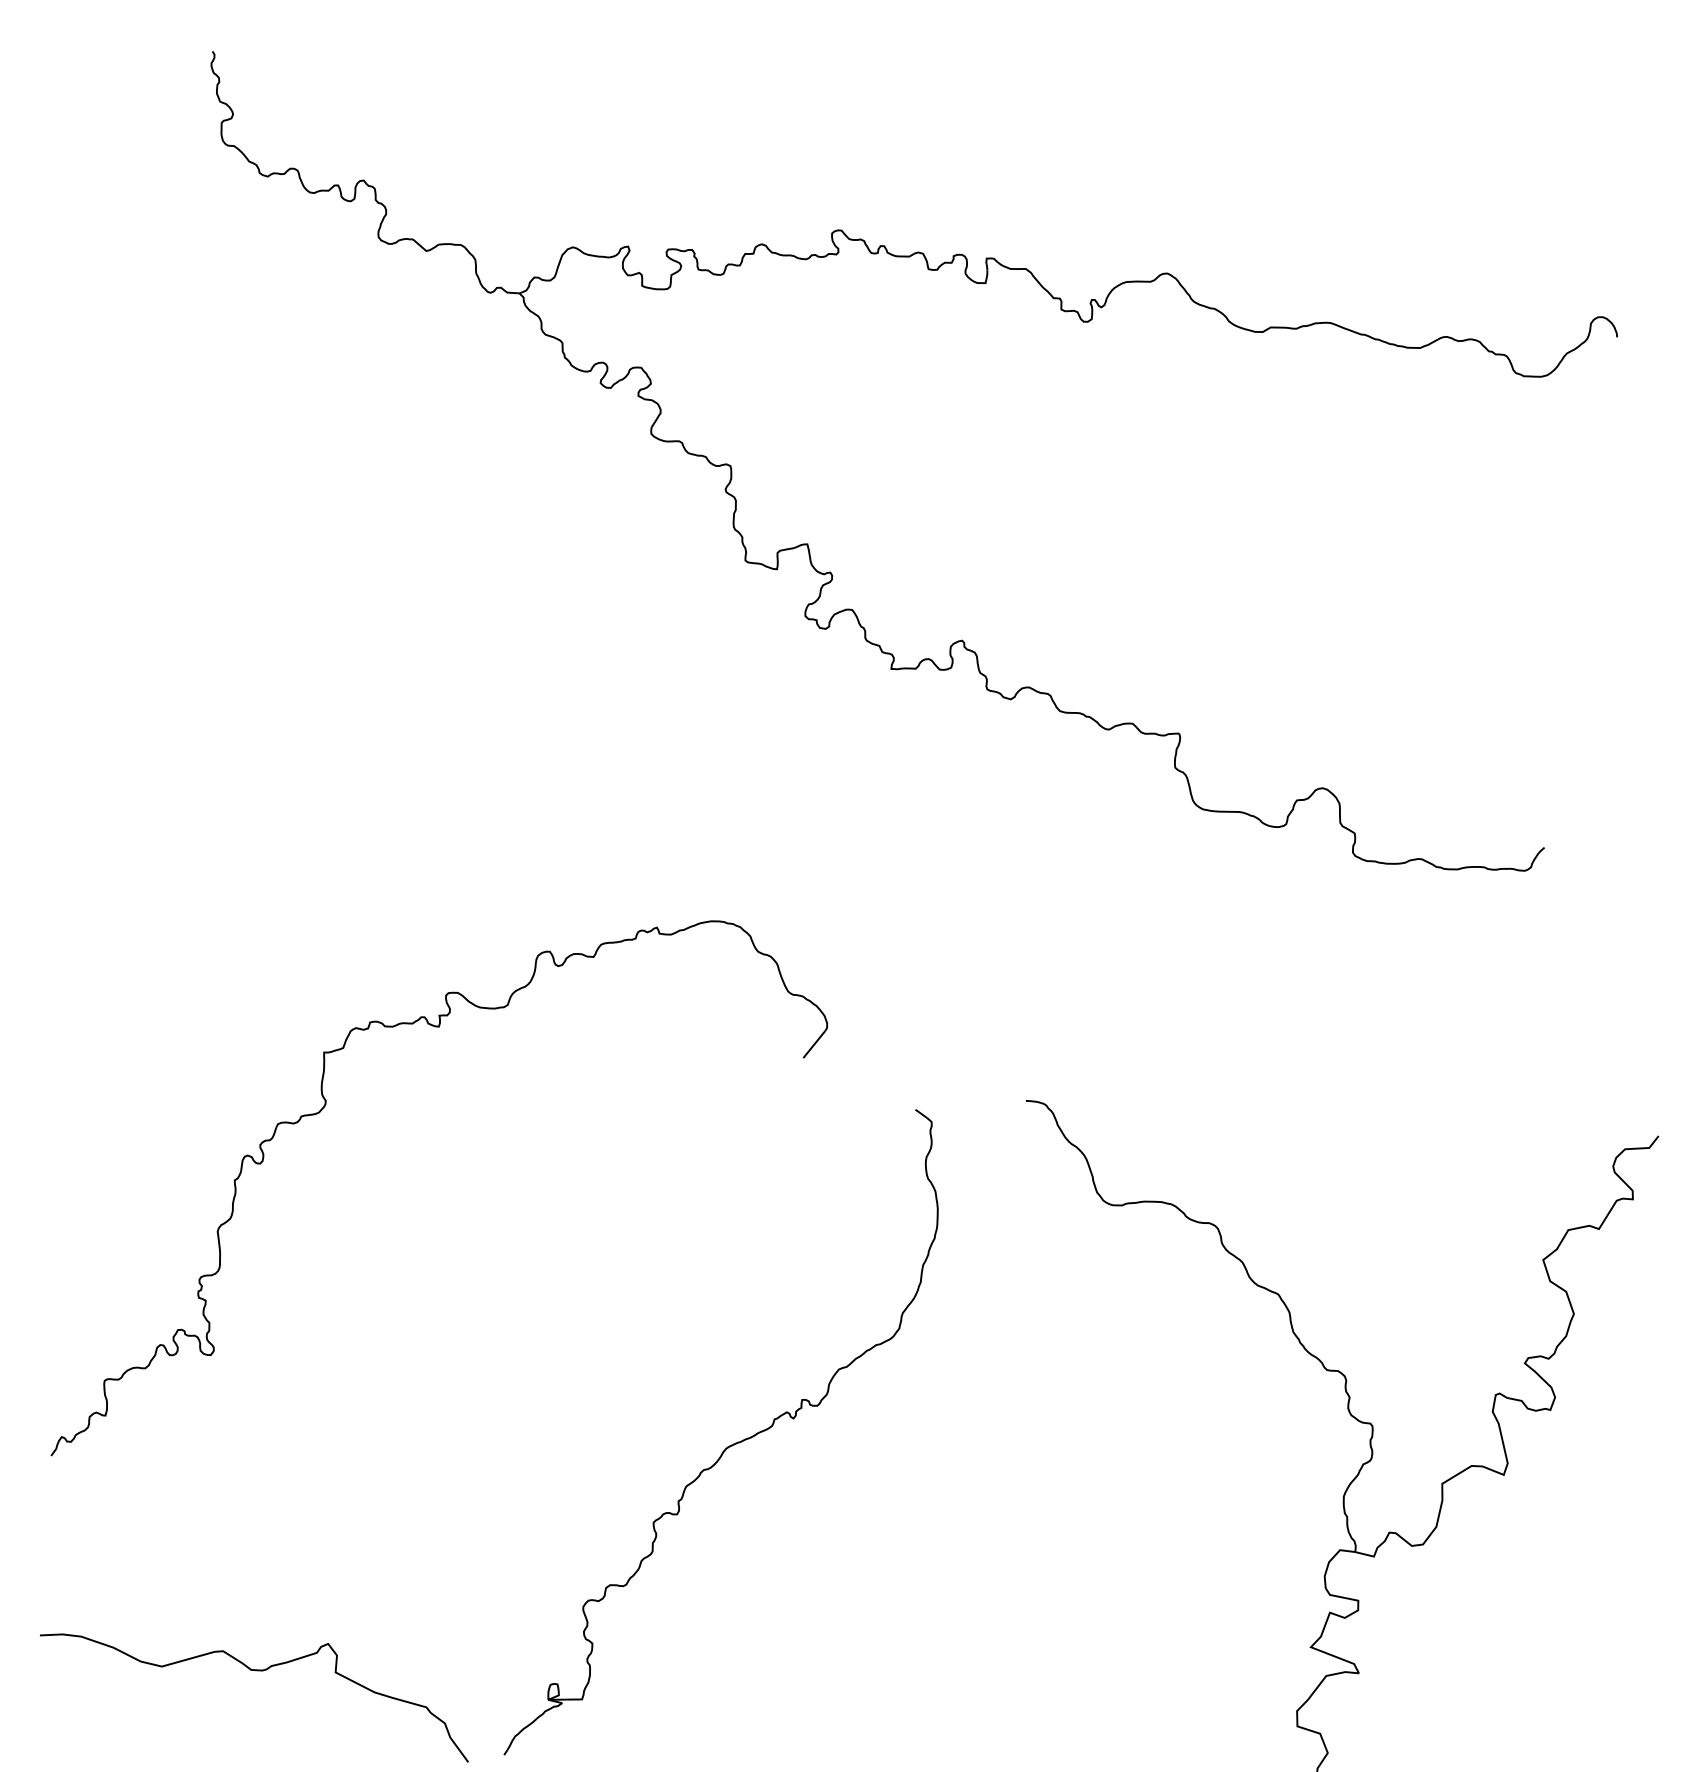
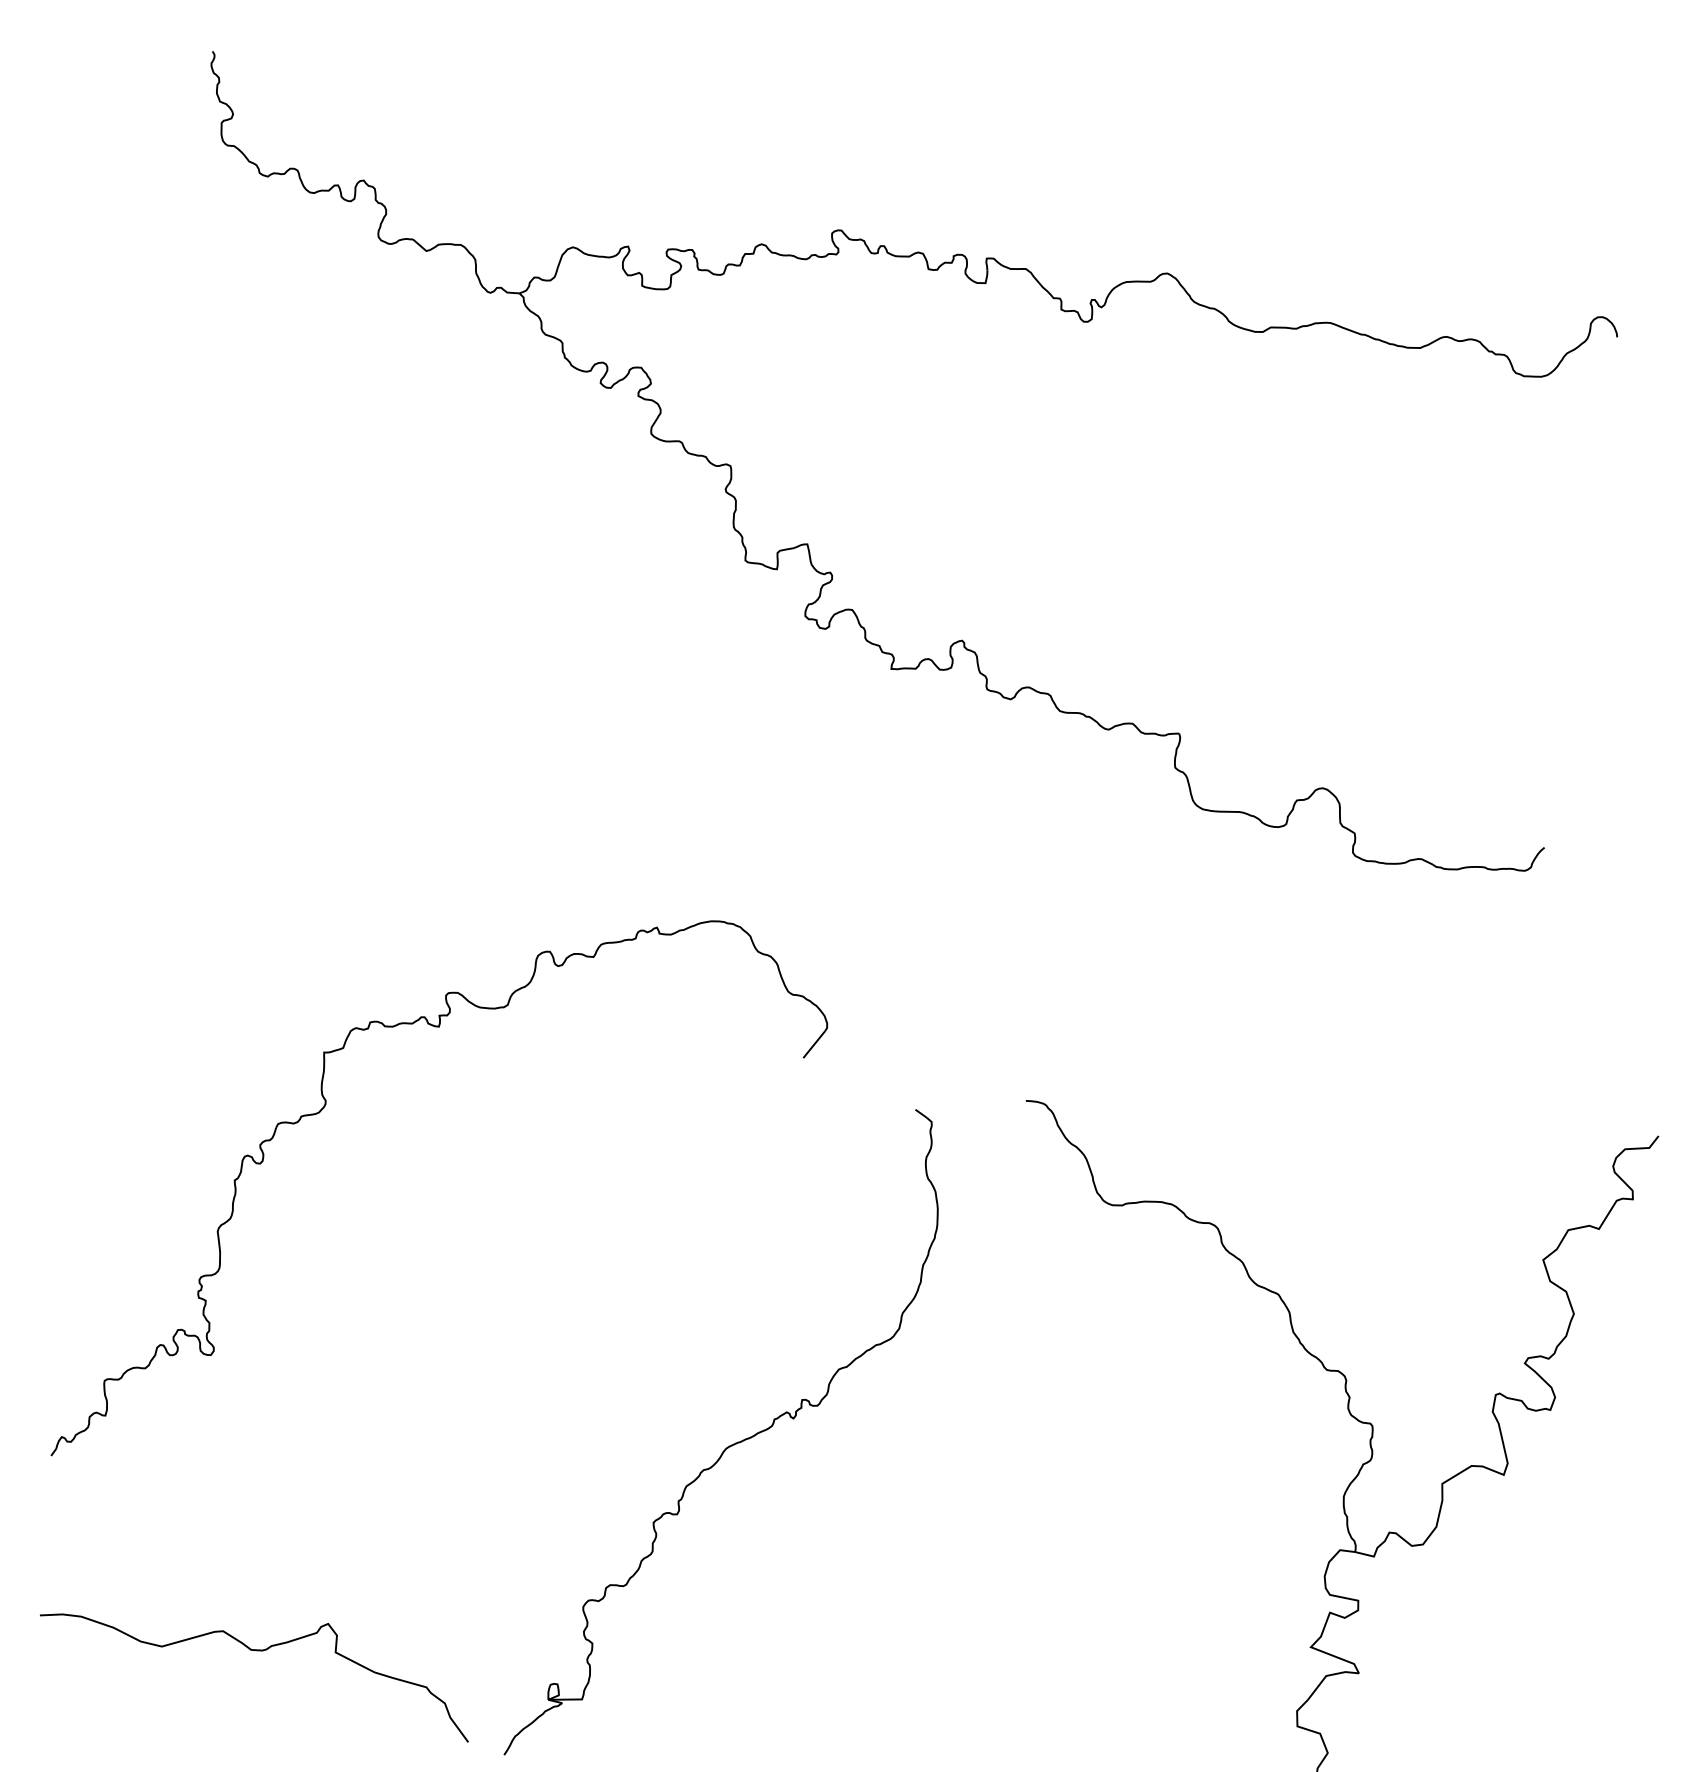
curve position: (255, 1671) -> (255, 1651) (255, 1651)
